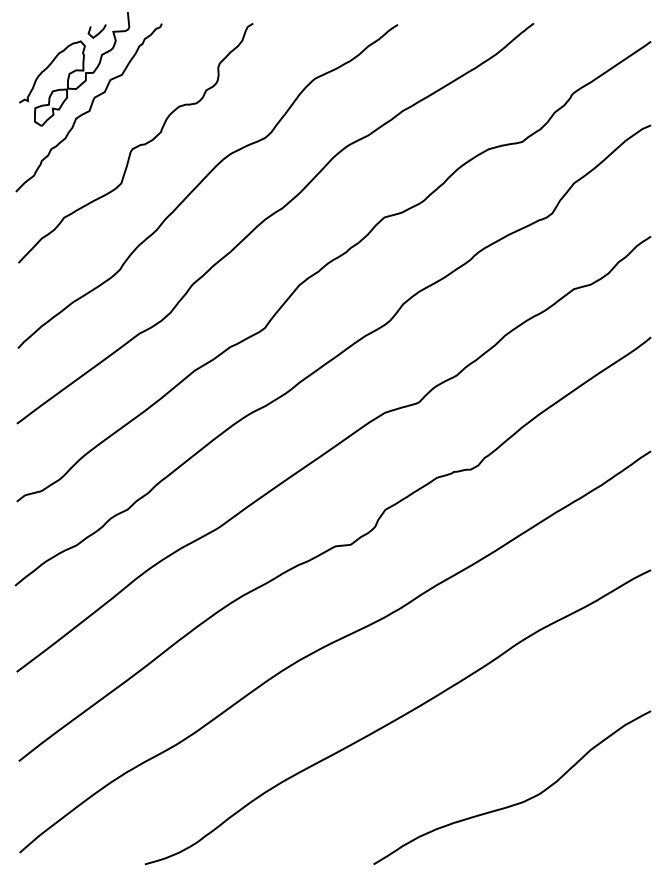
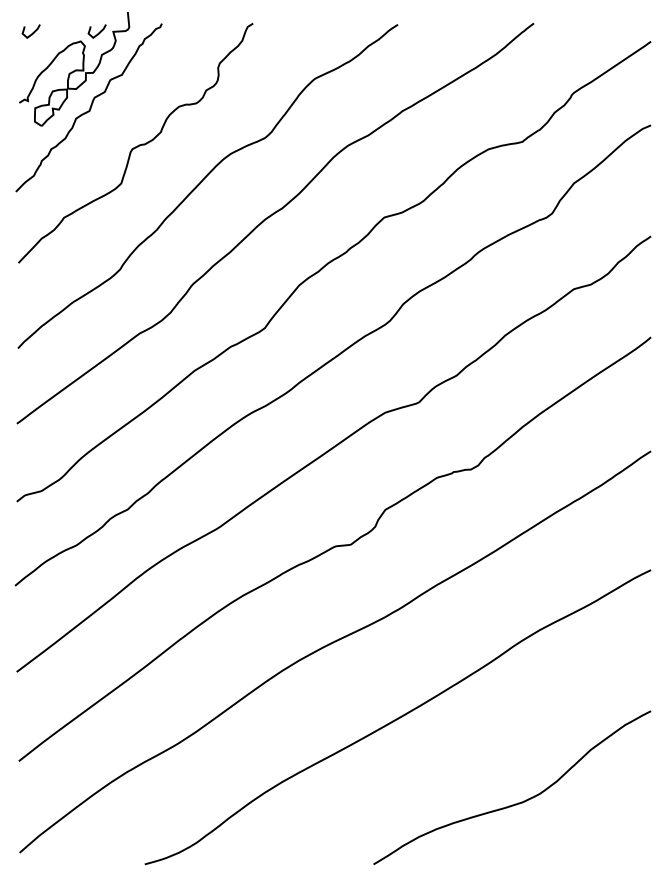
curve: none -> present (32, 32)
